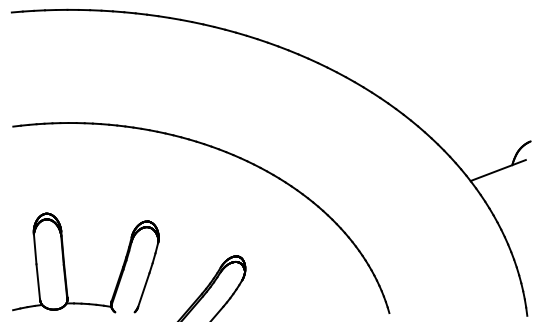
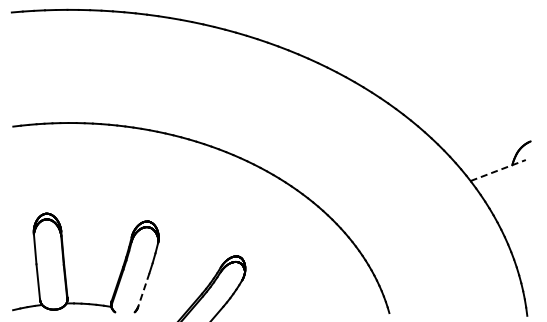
line: solid -> dashed (498, 170)
line: solid -> dashed (143, 290)
